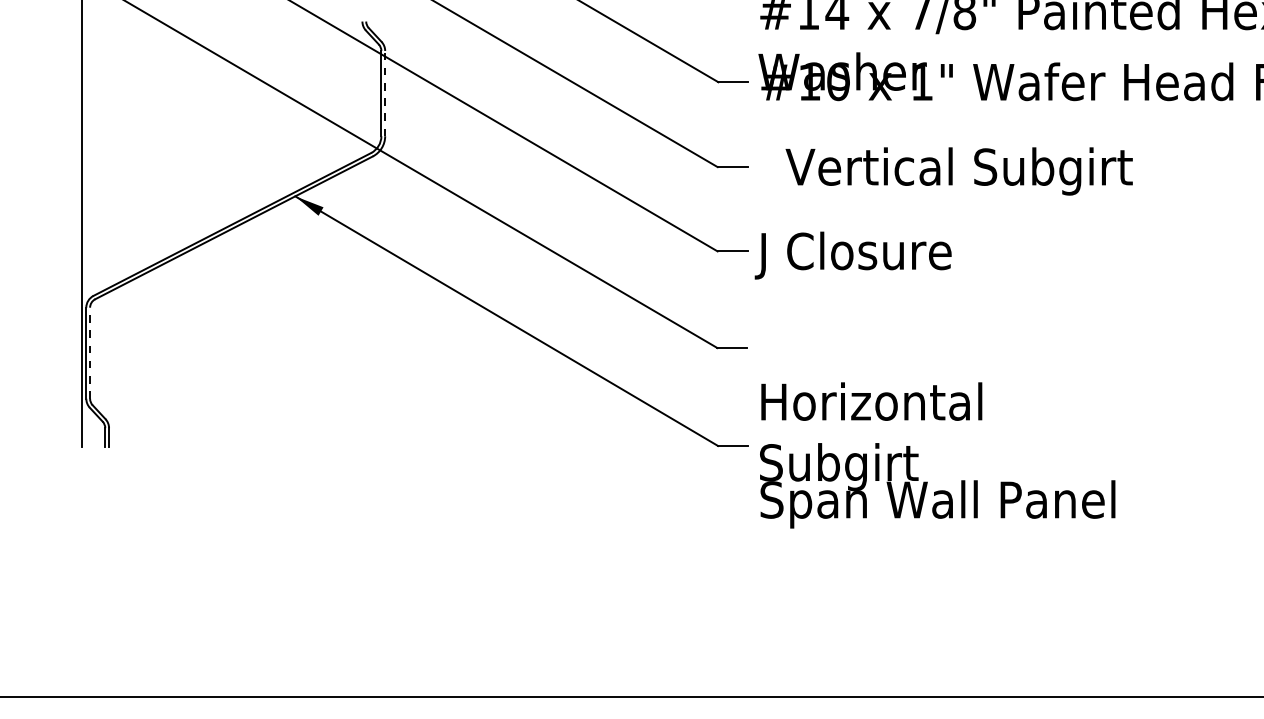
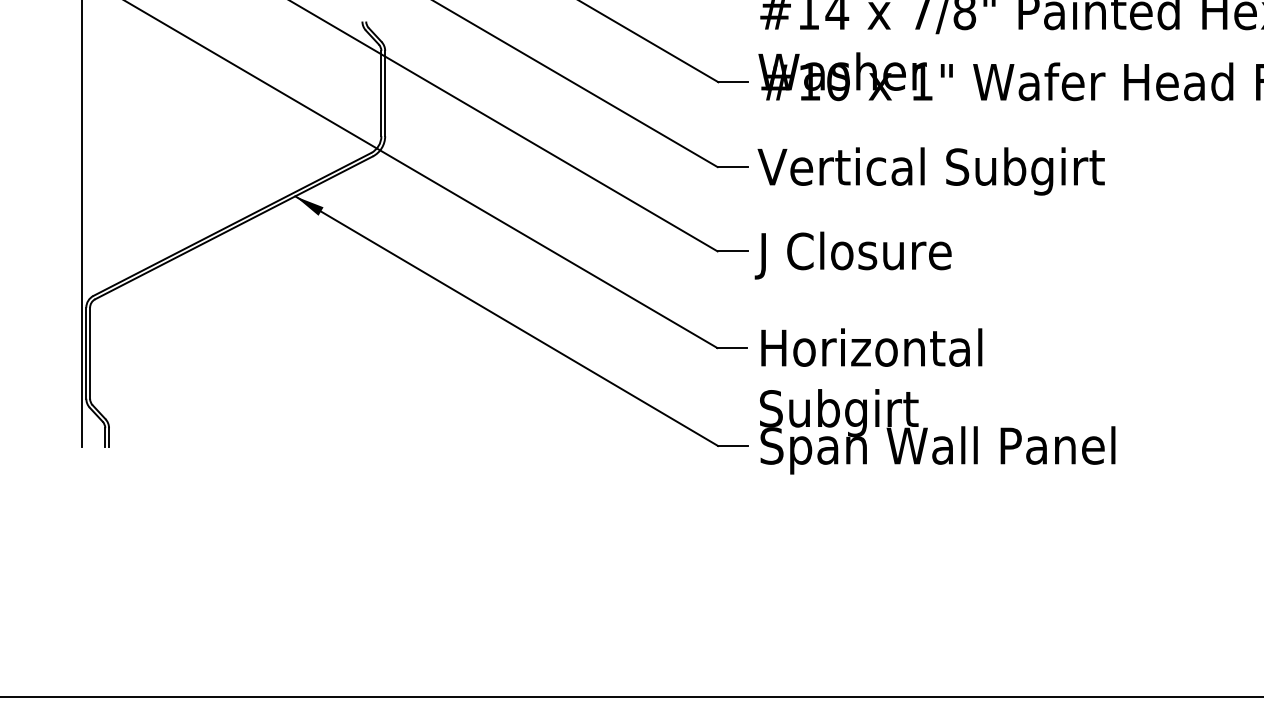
line: dashed -> solid (385, 93)
text position: (958, 171) -> (930, 171) (930, 171)
line: dashed -> solid (90, 353)
text position: (937, 455) -> (937, 401) (937, 401)
